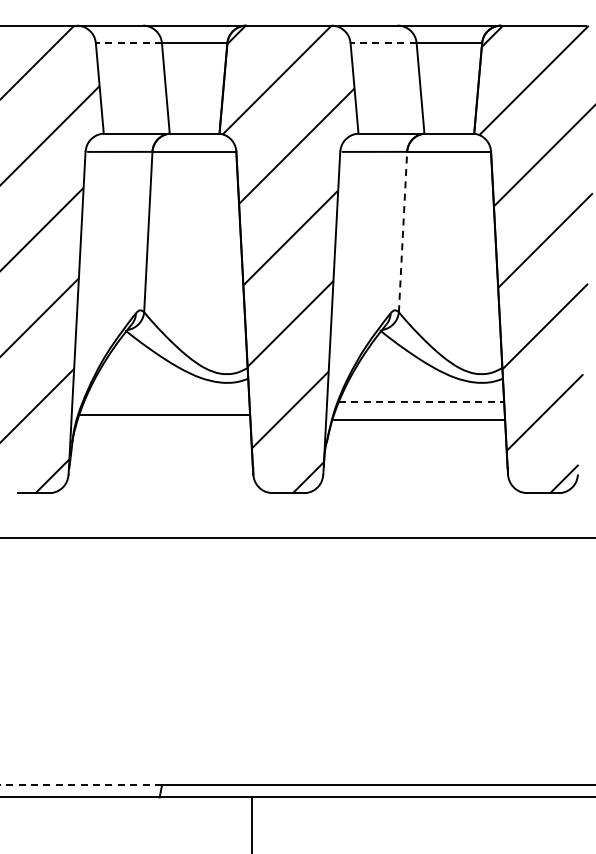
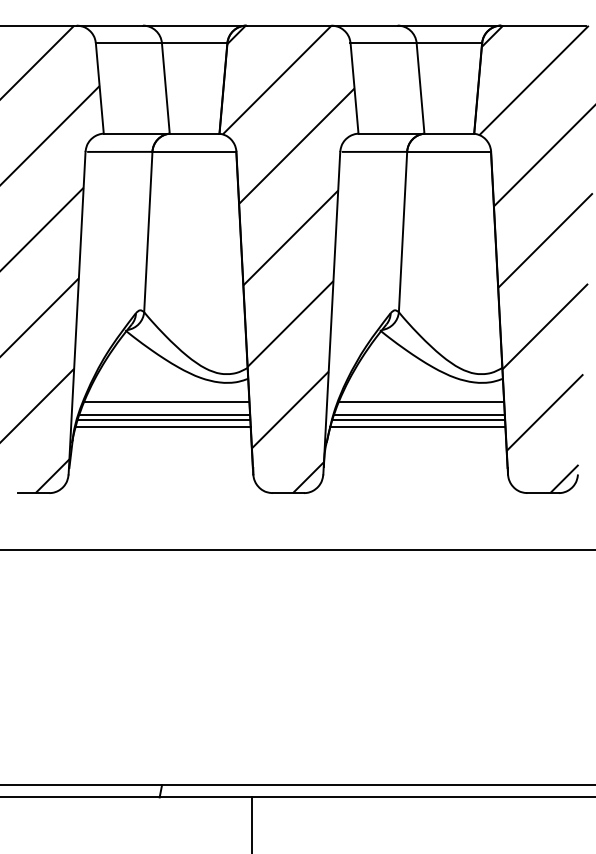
line: dashed -> solid (128, 43)
line: dashed -> solid (383, 43)
line: dashed -> solid (403, 231)
line: none -> present (166, 402)
line: dashed -> solid (421, 402)
line: none -> present (419, 415)
line: none -> present (163, 420)
line: none -> present (162, 426)
line: none -> present (417, 426)
line position: (297, 538) -> (297, 550) (297, 550)
line: dashed -> solid (81, 785)
